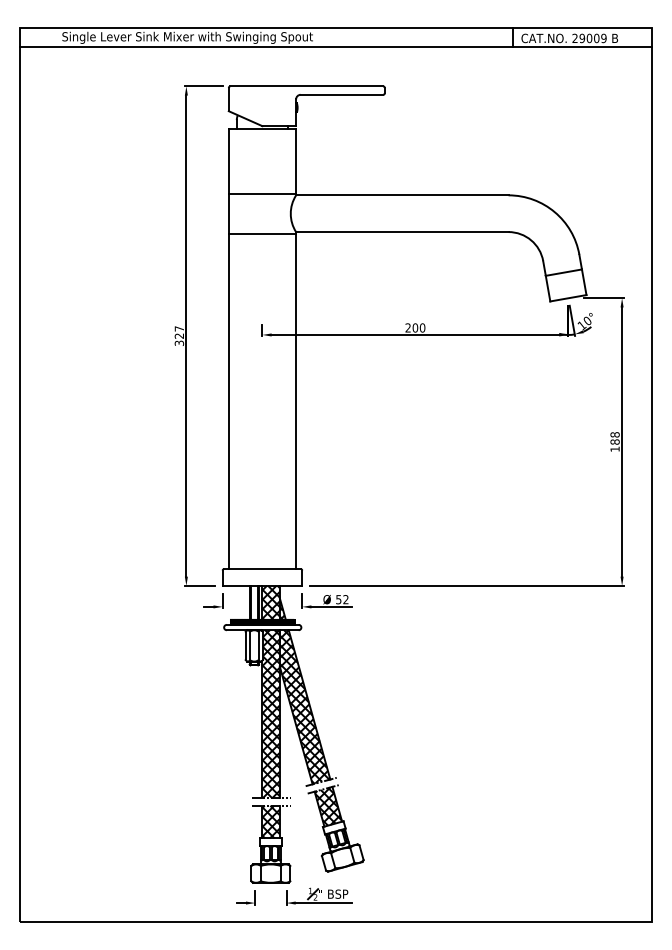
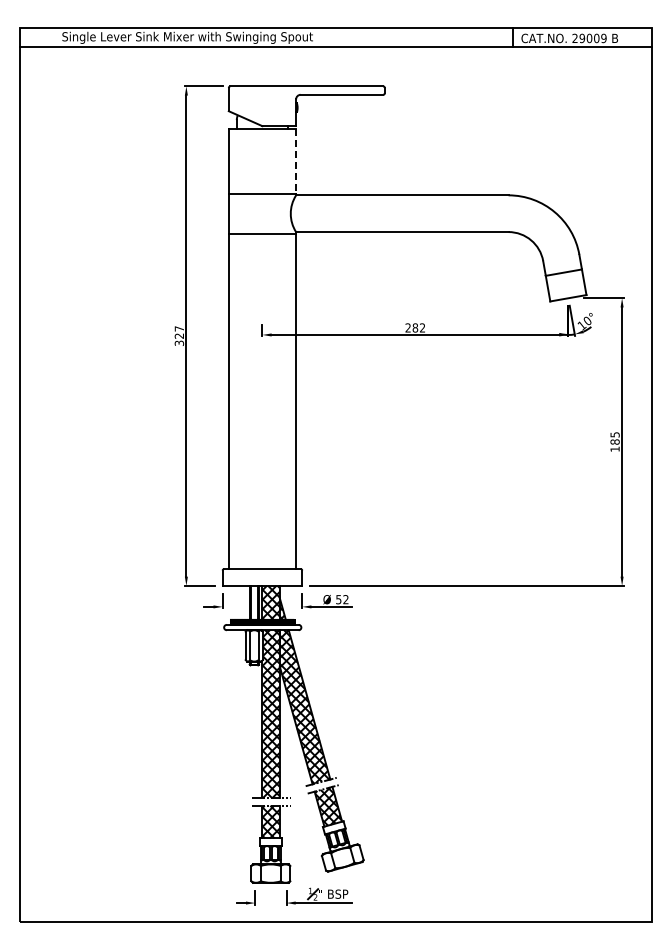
line: solid -> dashed (296, 161)
text: 200 -> 282 (418, 327)
text: 188 -> 185 (614, 434)
